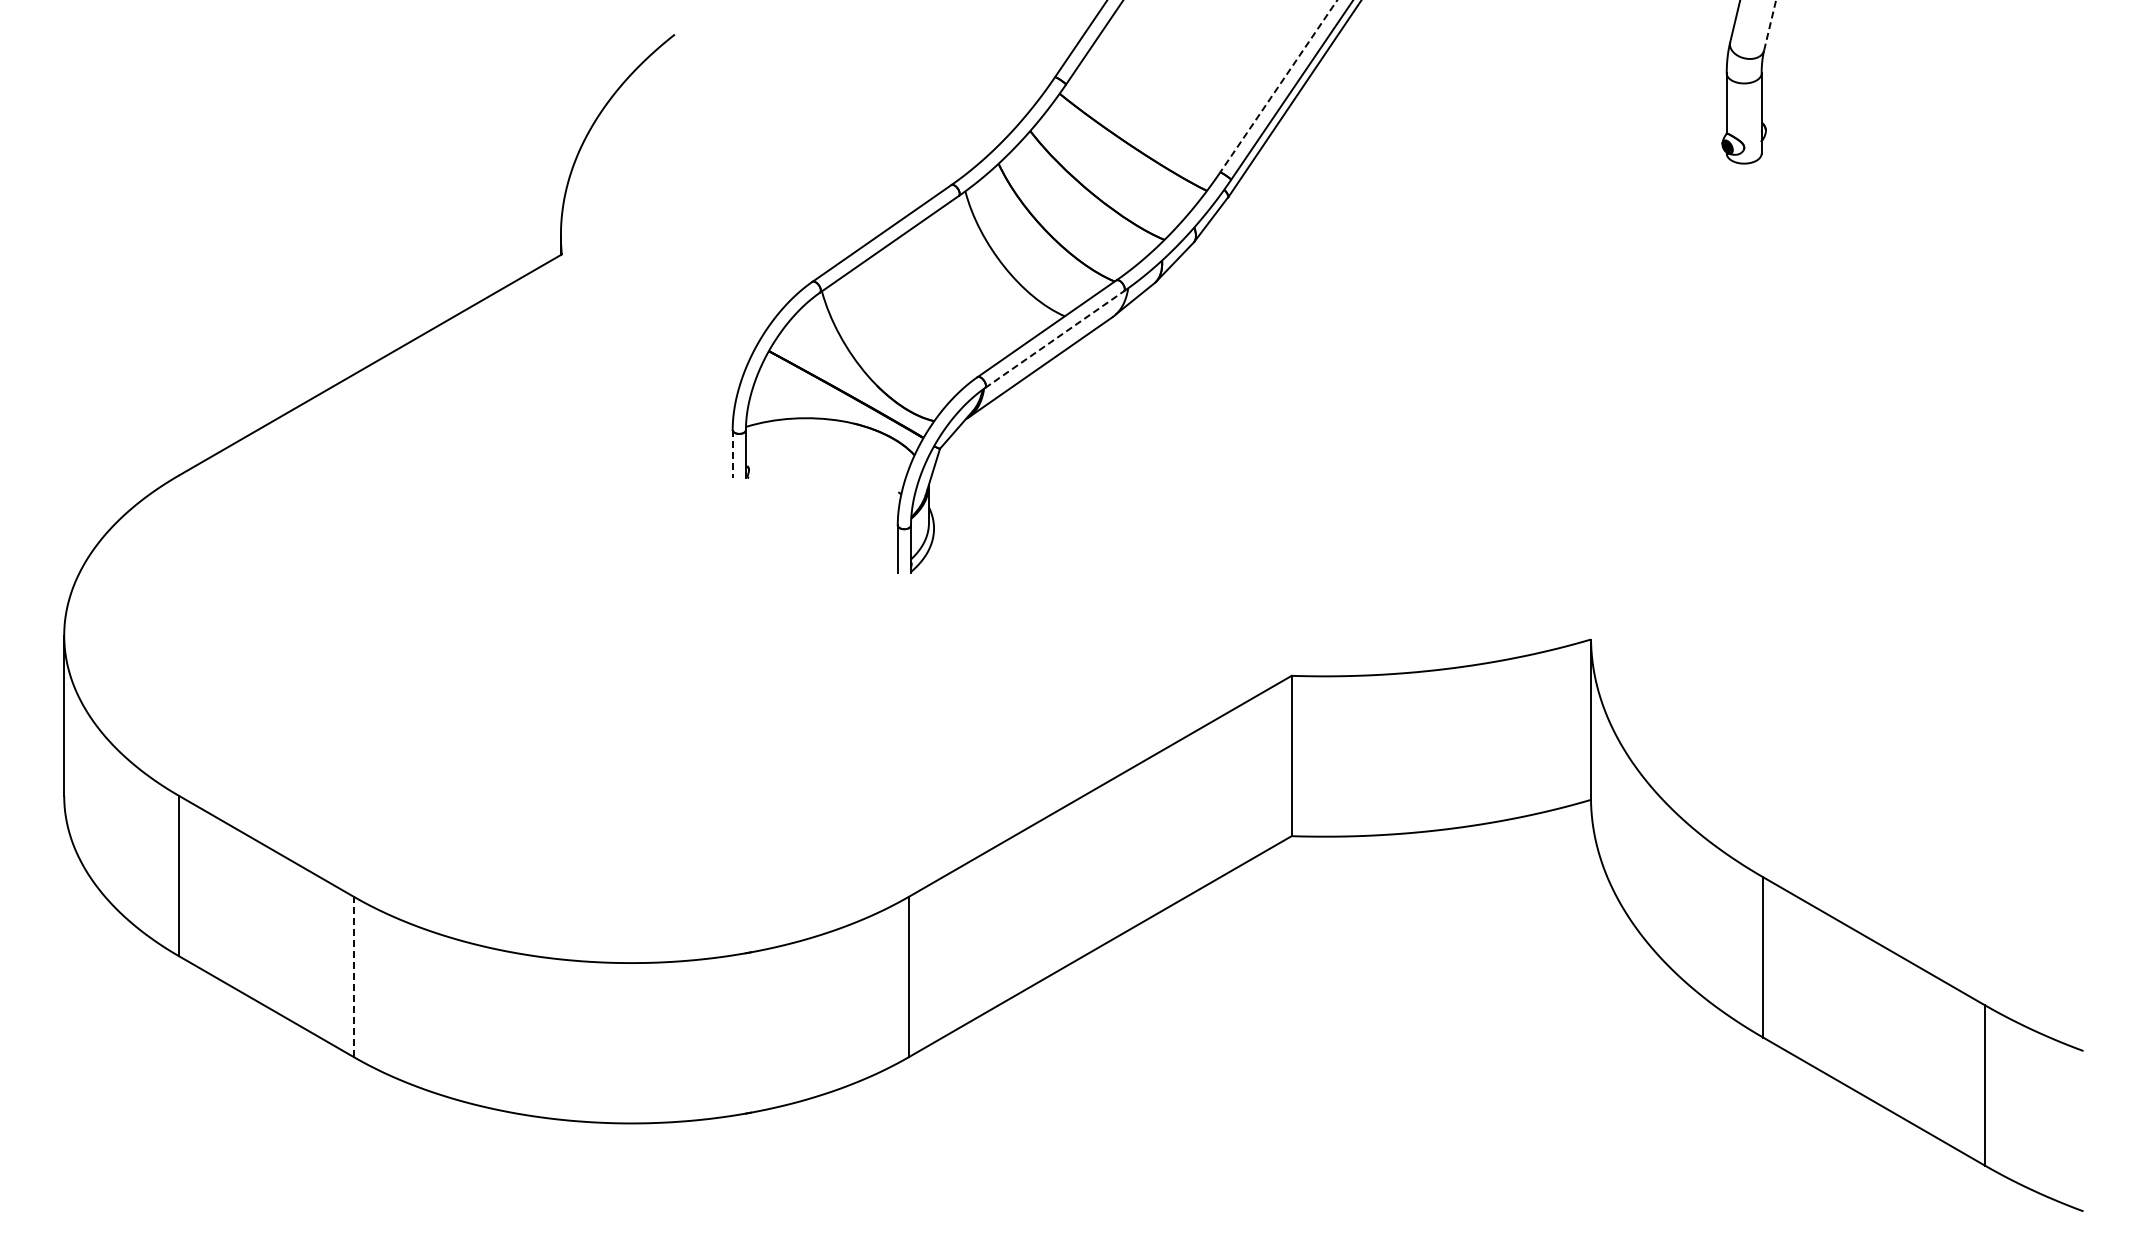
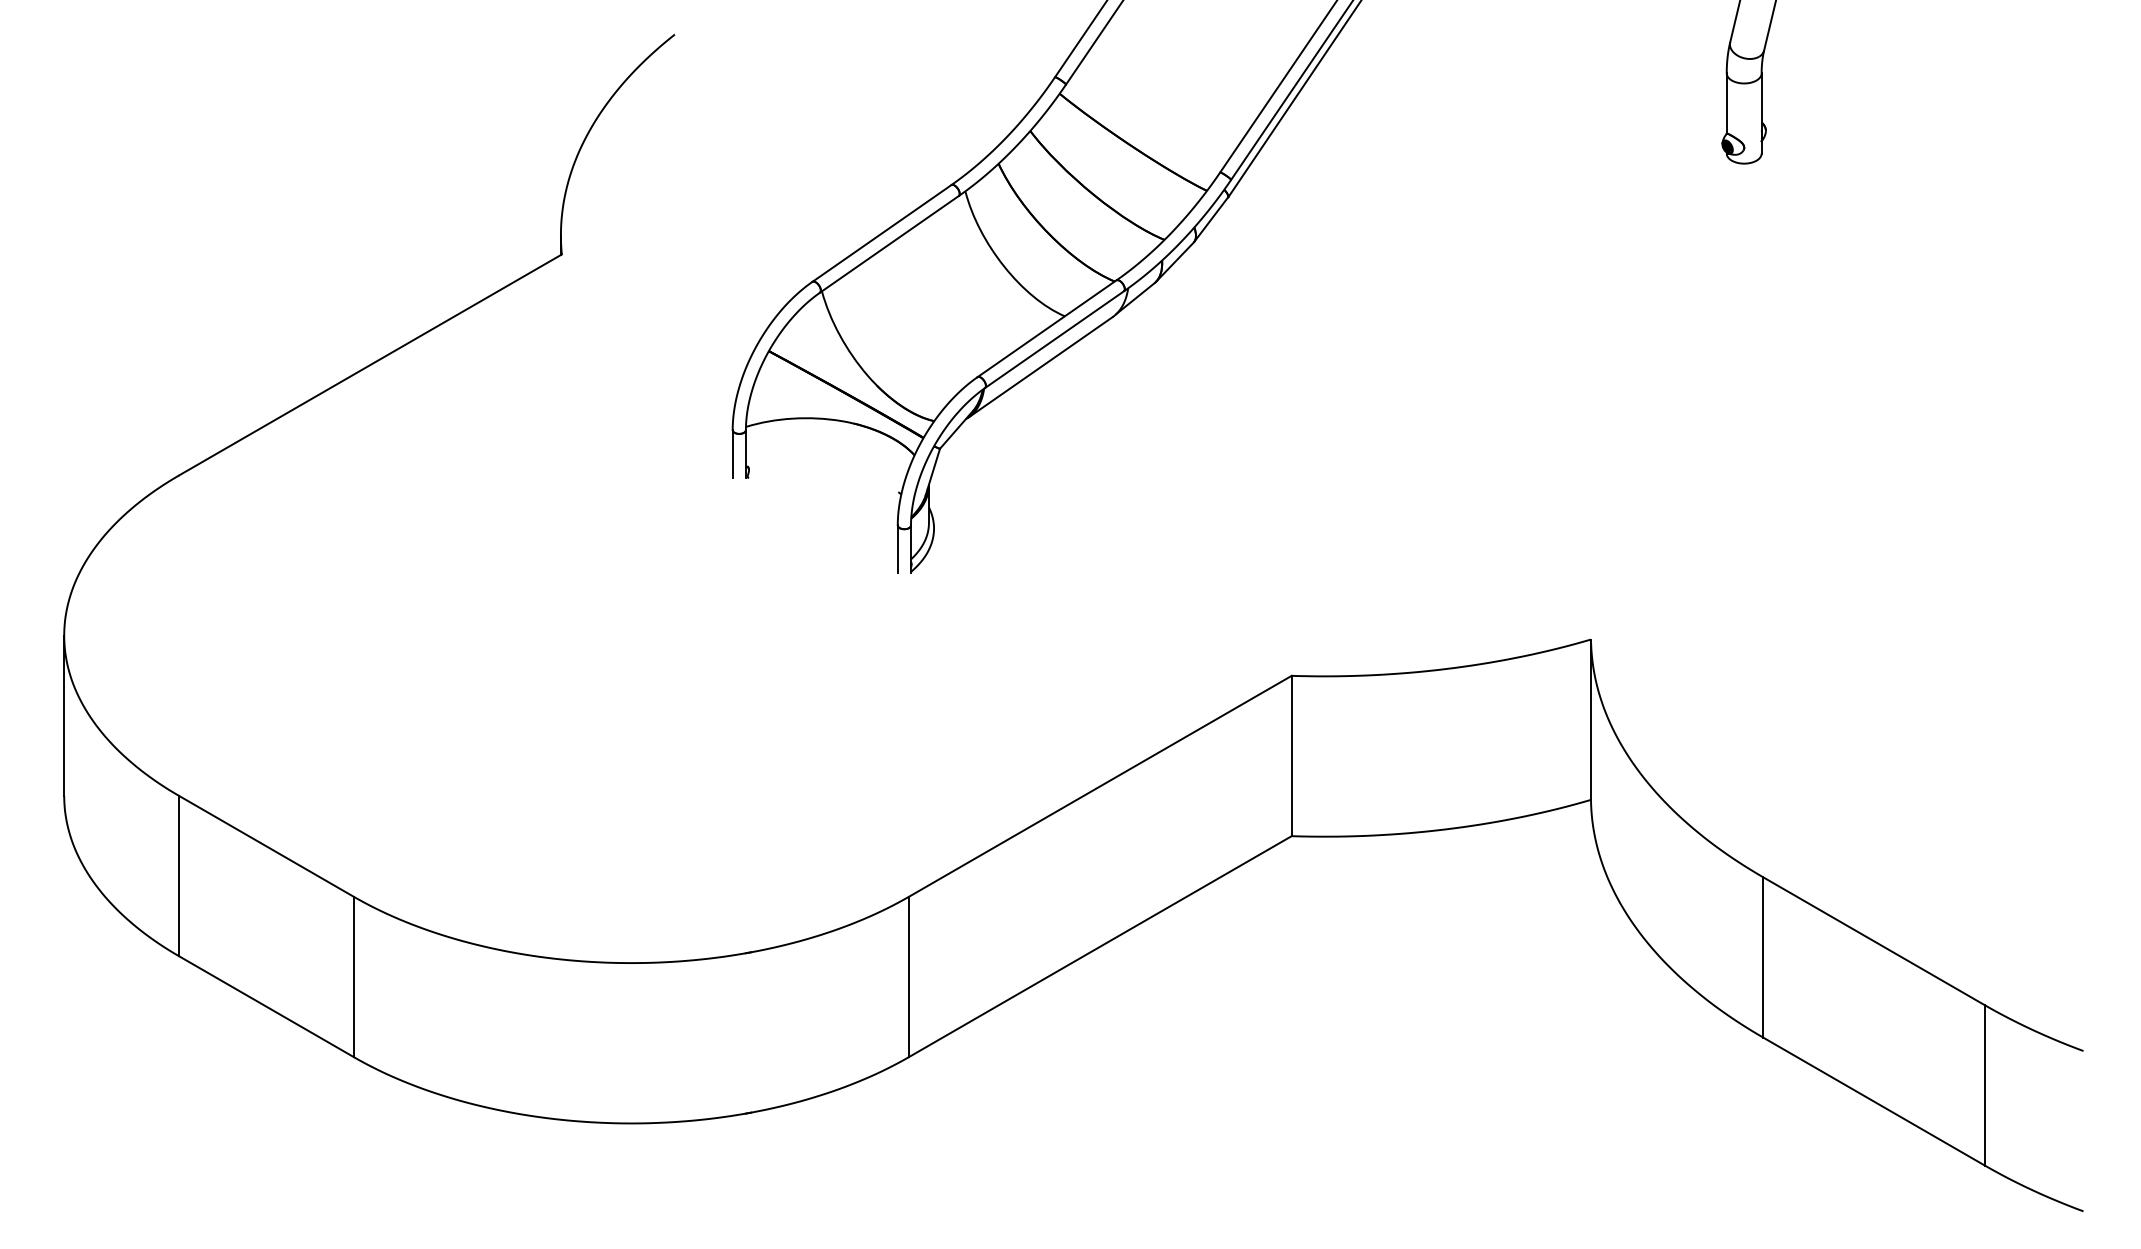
line: dashed -> solid (1770, 25)
line: dashed -> solid (1278, 86)
line: dashed -> solid (1054, 339)
line: dashed -> solid (732, 454)
line: dashed -> solid (353, 976)
